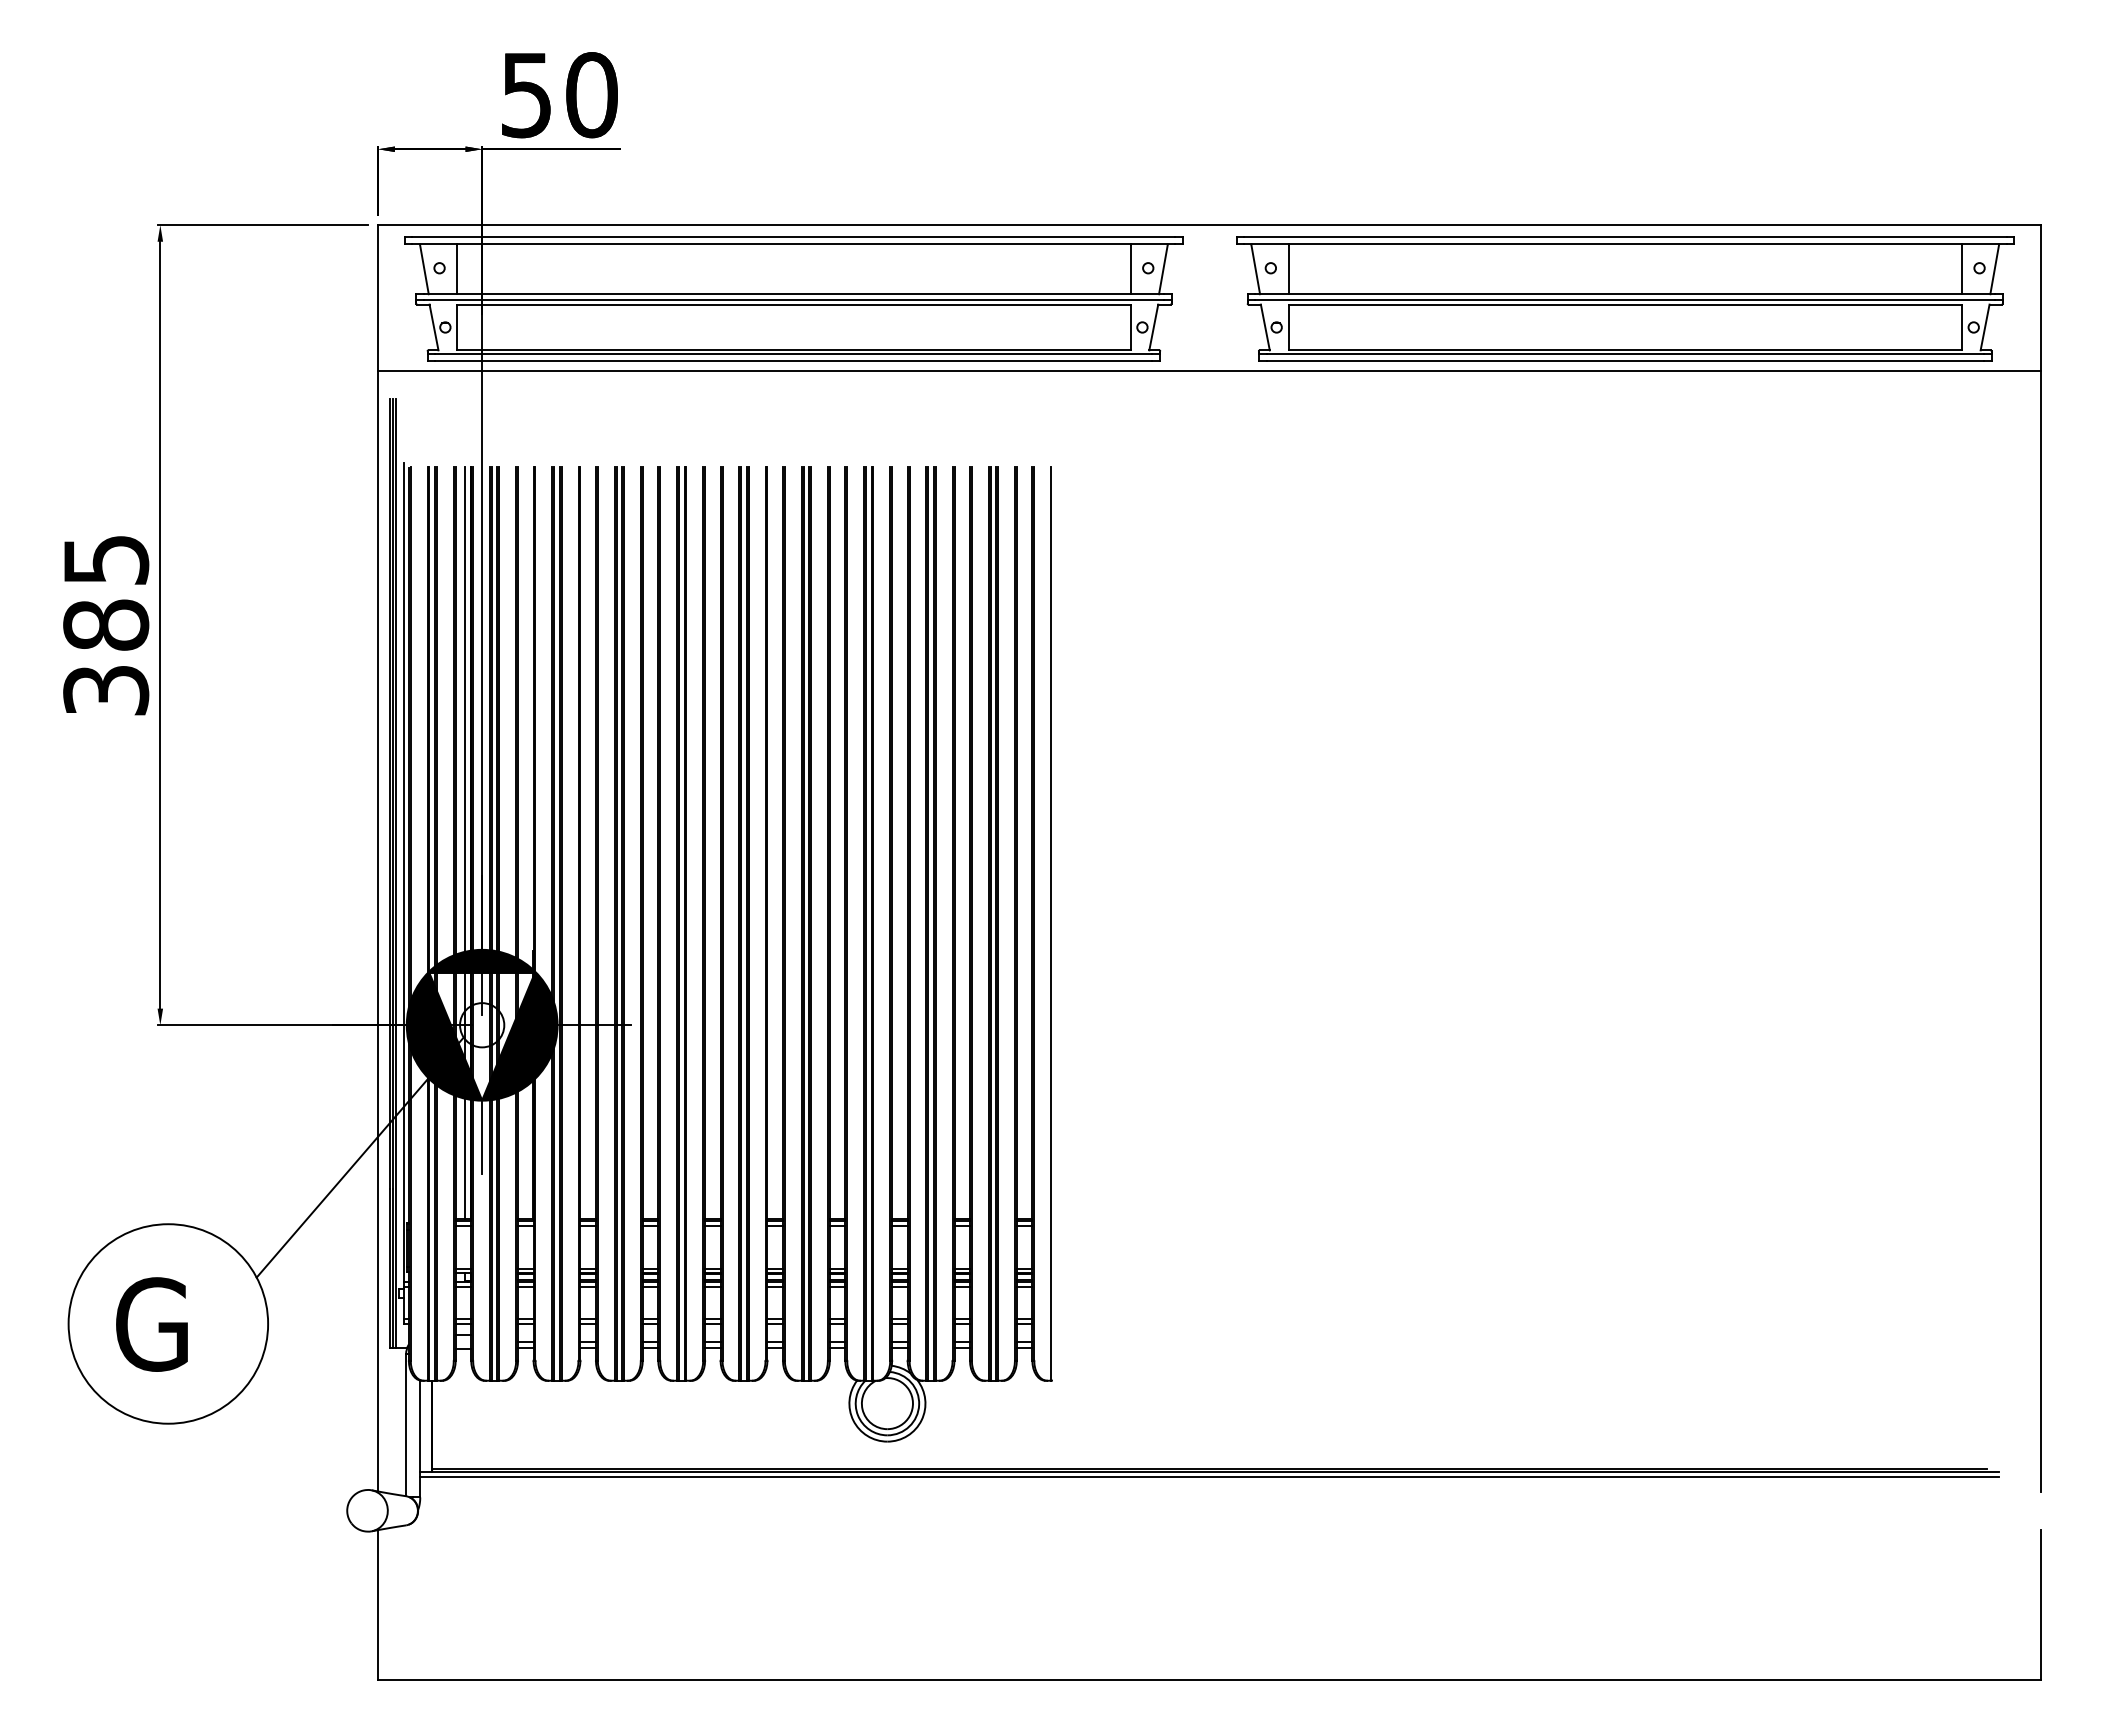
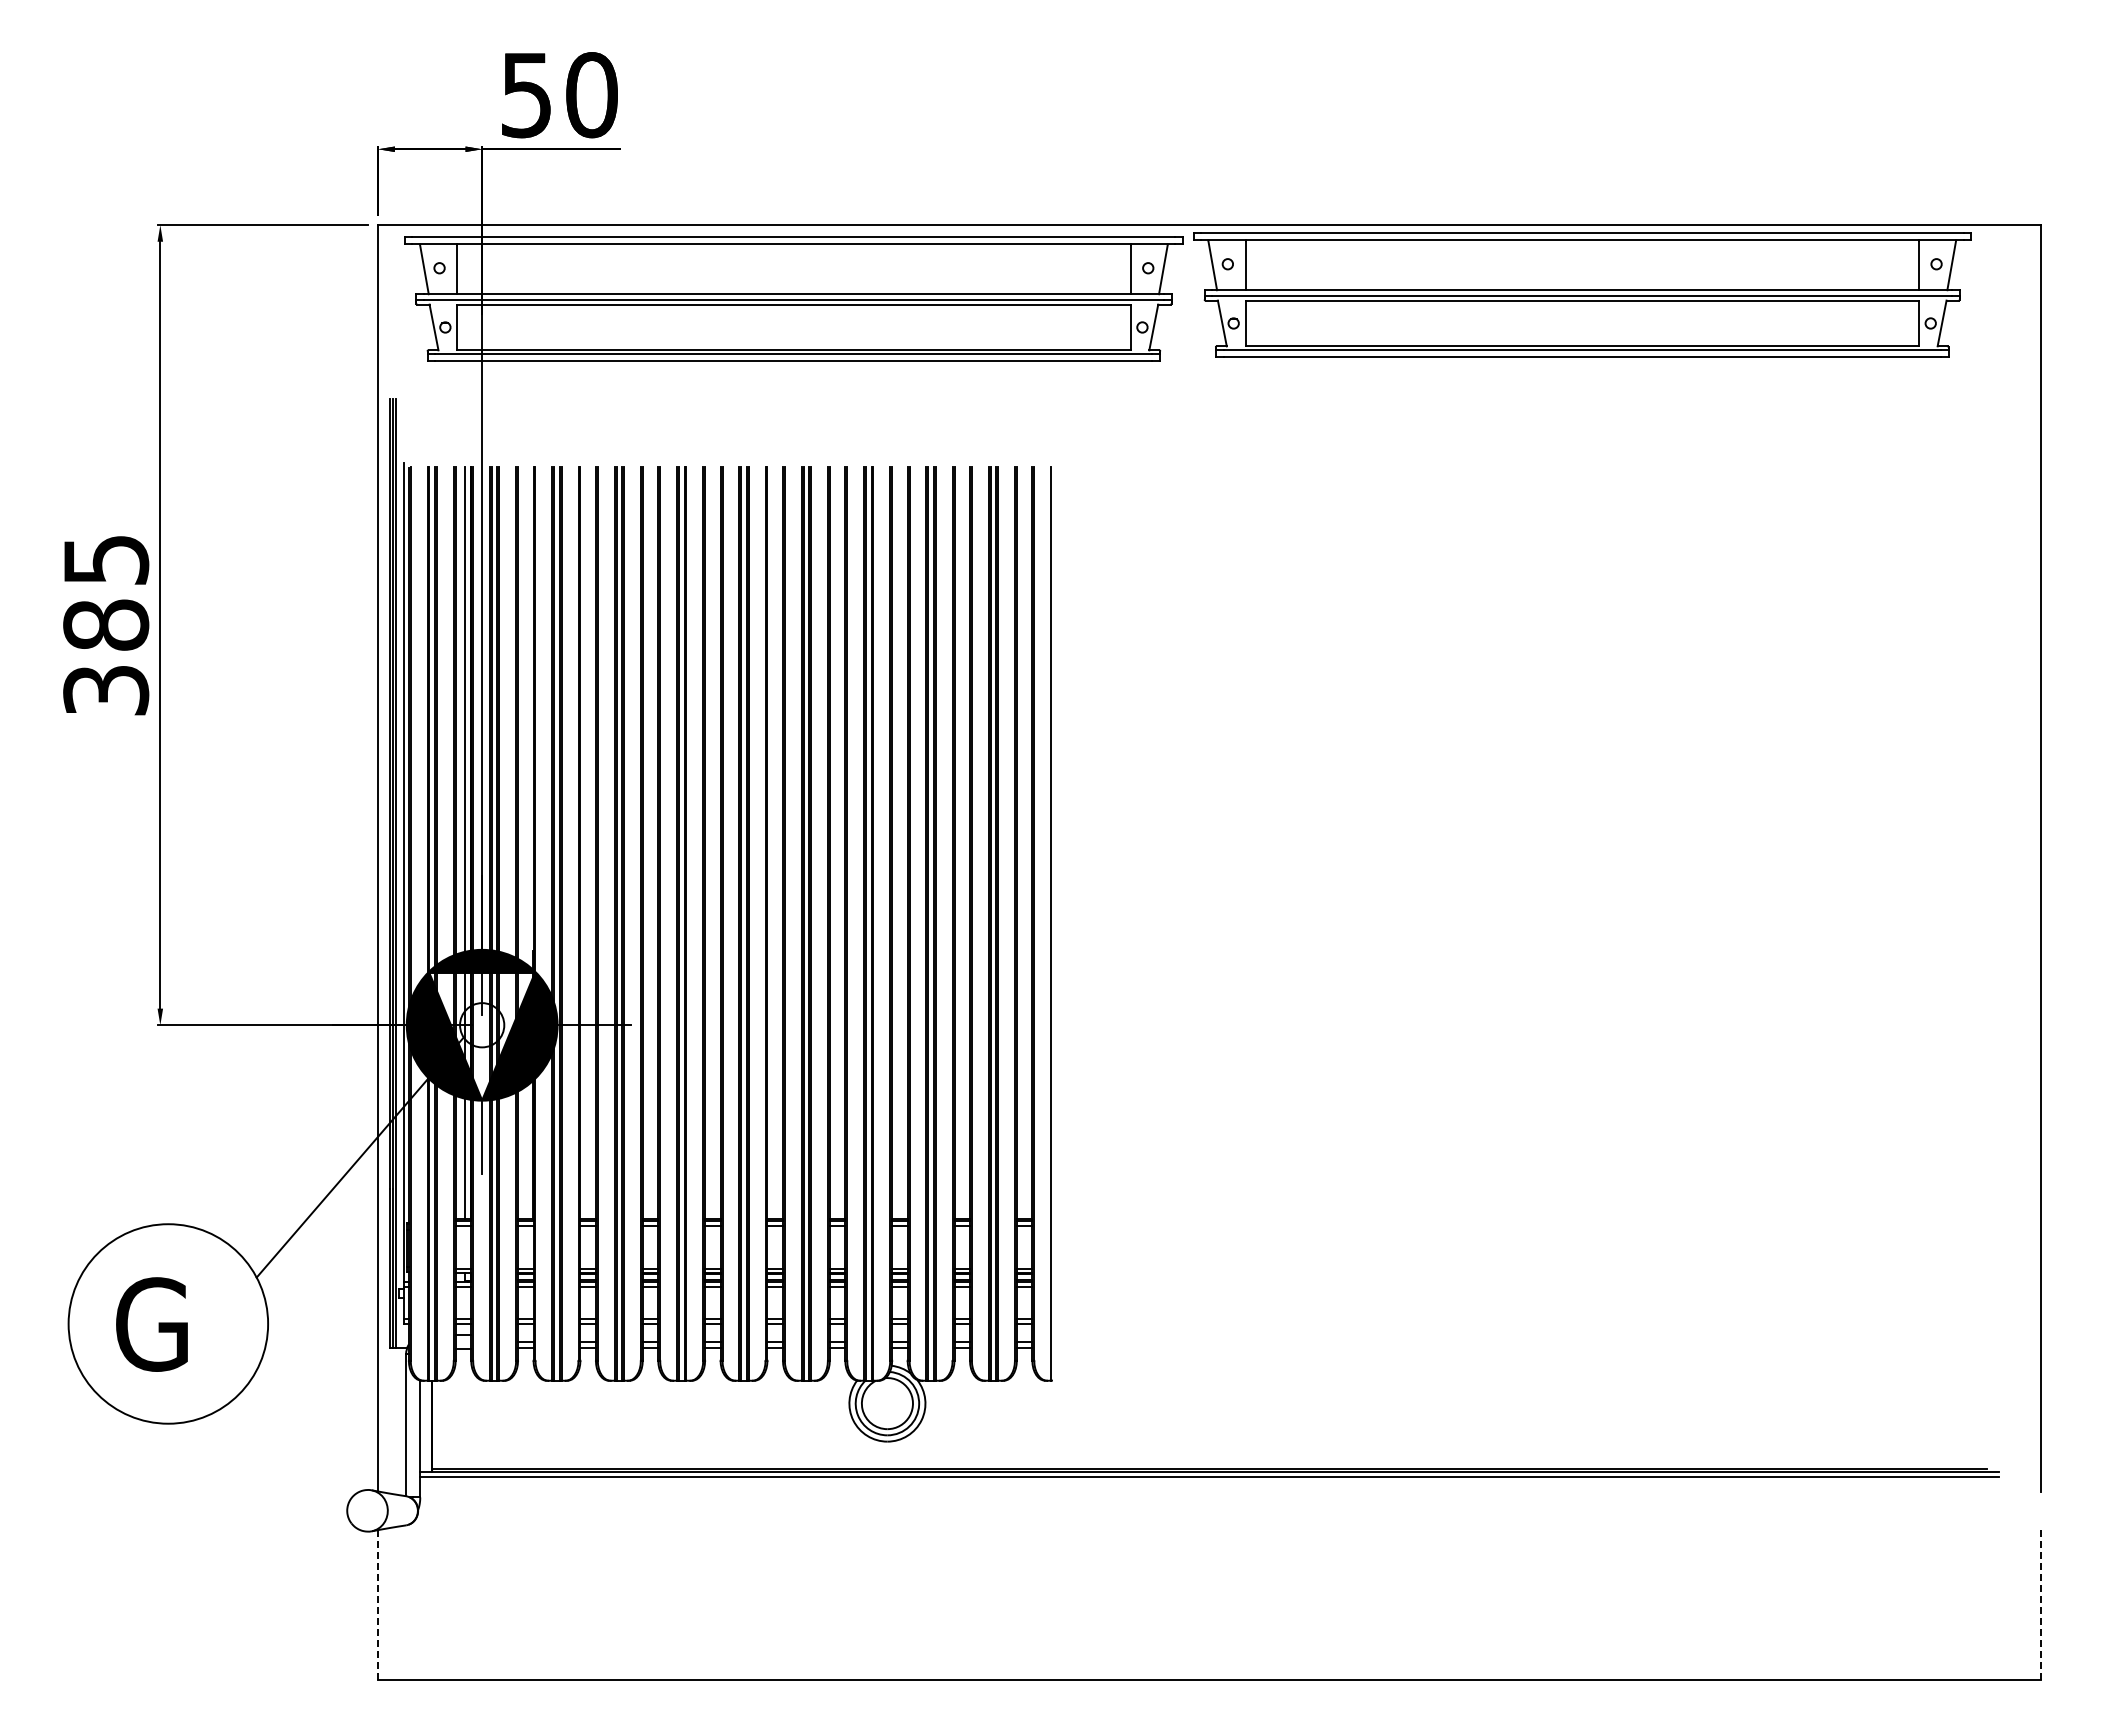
part position: (1625, 298) -> (1582, 294) (1582, 294)
line: present -> none (1209, 370)
line: solid -> dashed (378, 1605)
line: solid -> dashed (2040, 1605)
